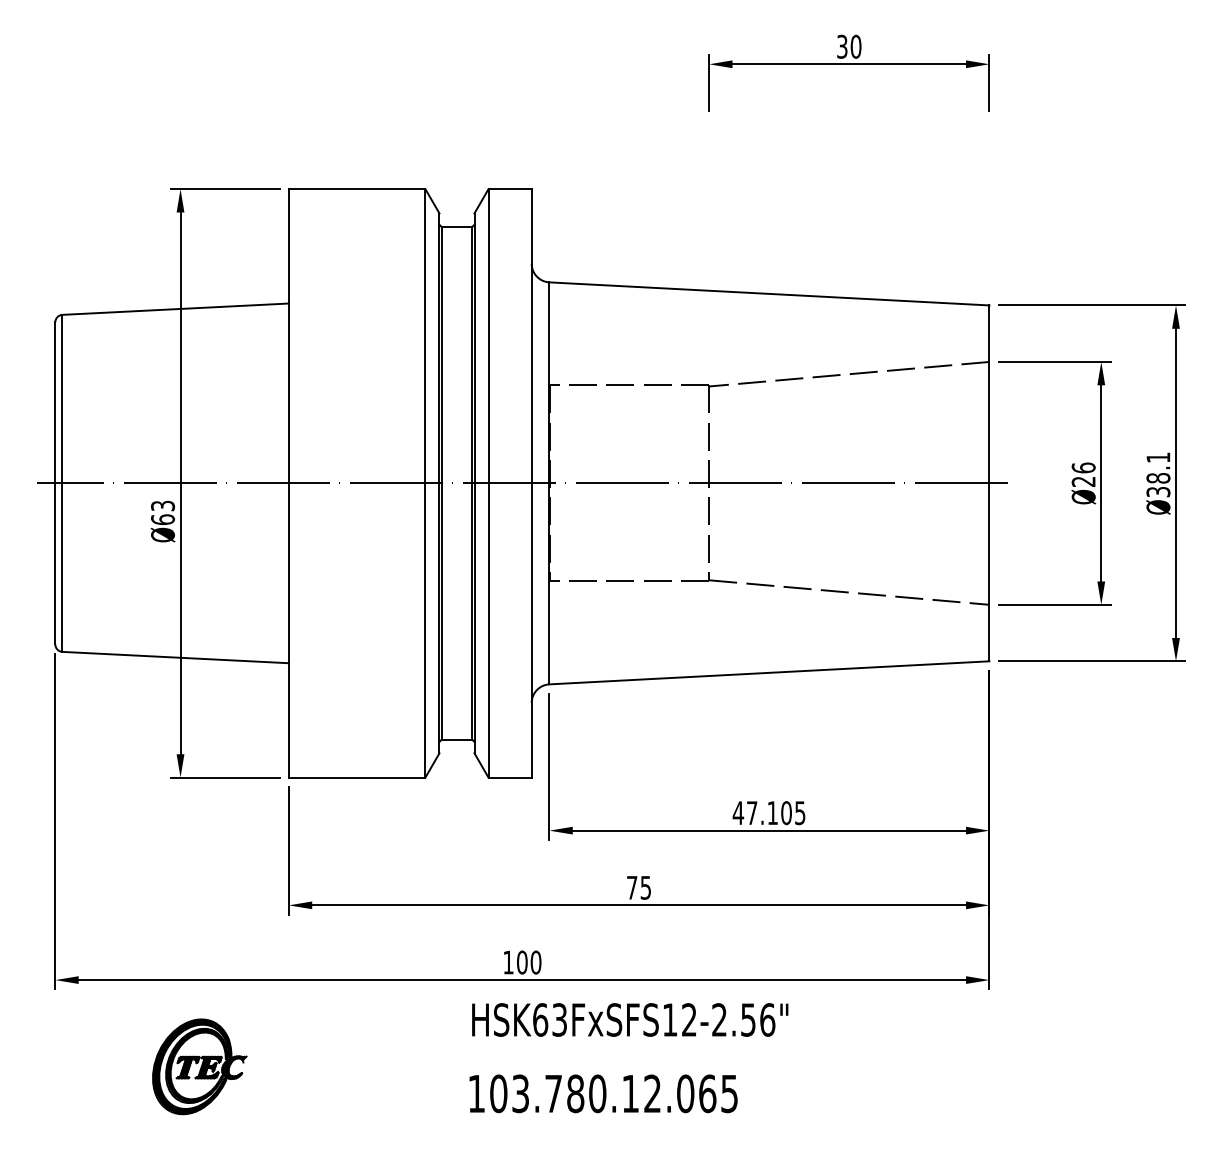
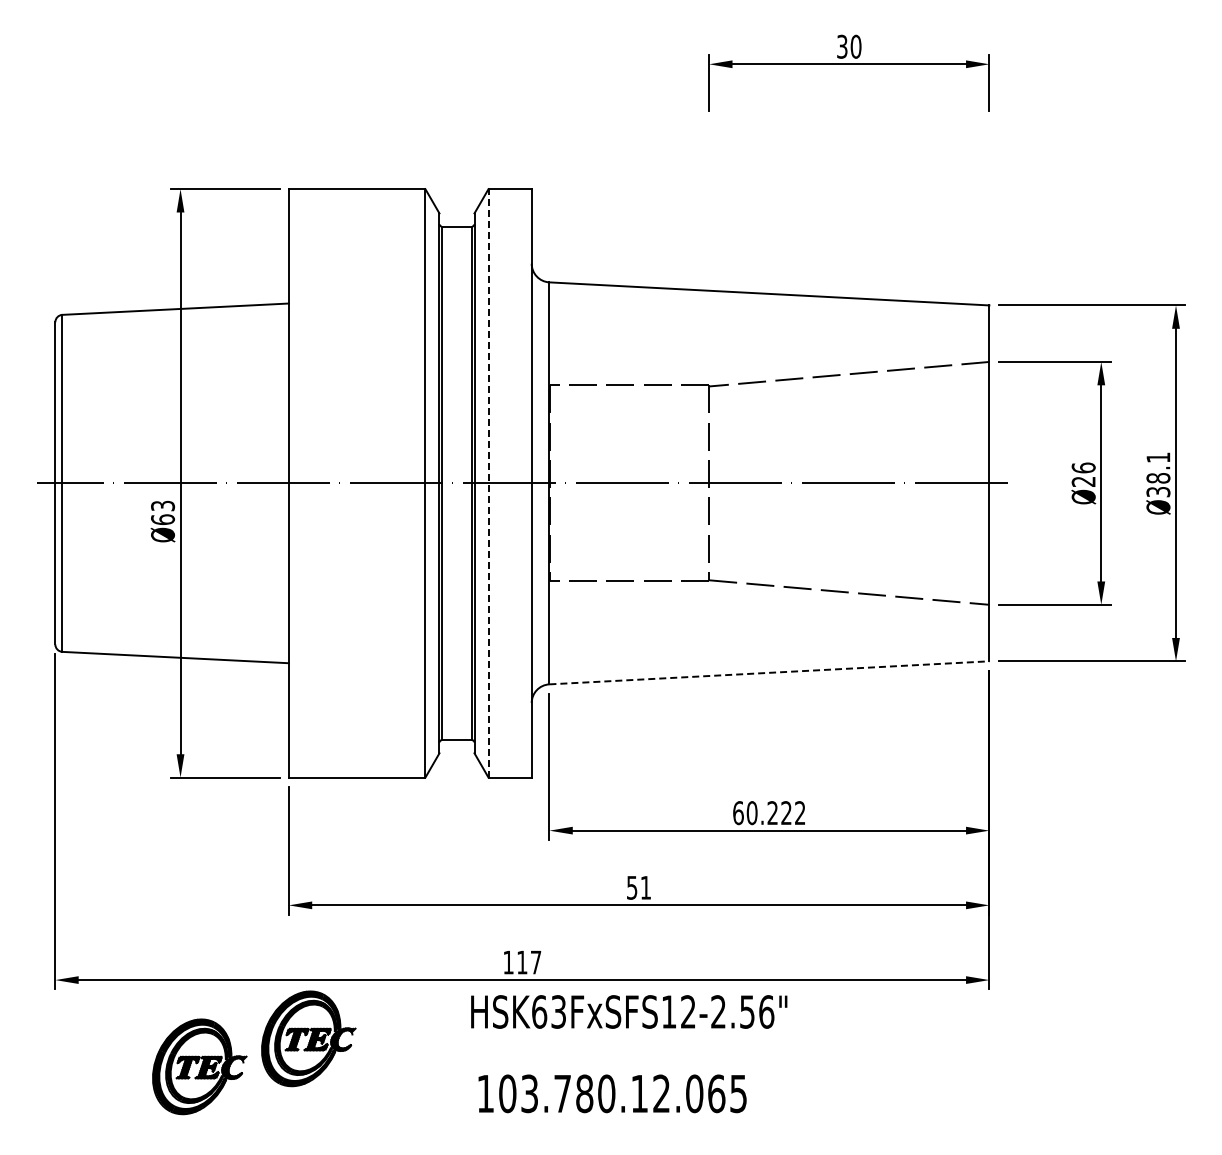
line: solid -> dashed (488, 482)
line: solid -> dashed (769, 672)
text: 47.105 -> 60.222 (768, 813)
text: 75 -> 51 (638, 887)
text: 100 -> 117 (529, 962)
text position: (630, 1019) -> (629, 1011) (629, 1011)
part: none -> present (308, 1038)
text position: (603, 1093) -> (612, 1093) (612, 1093)
